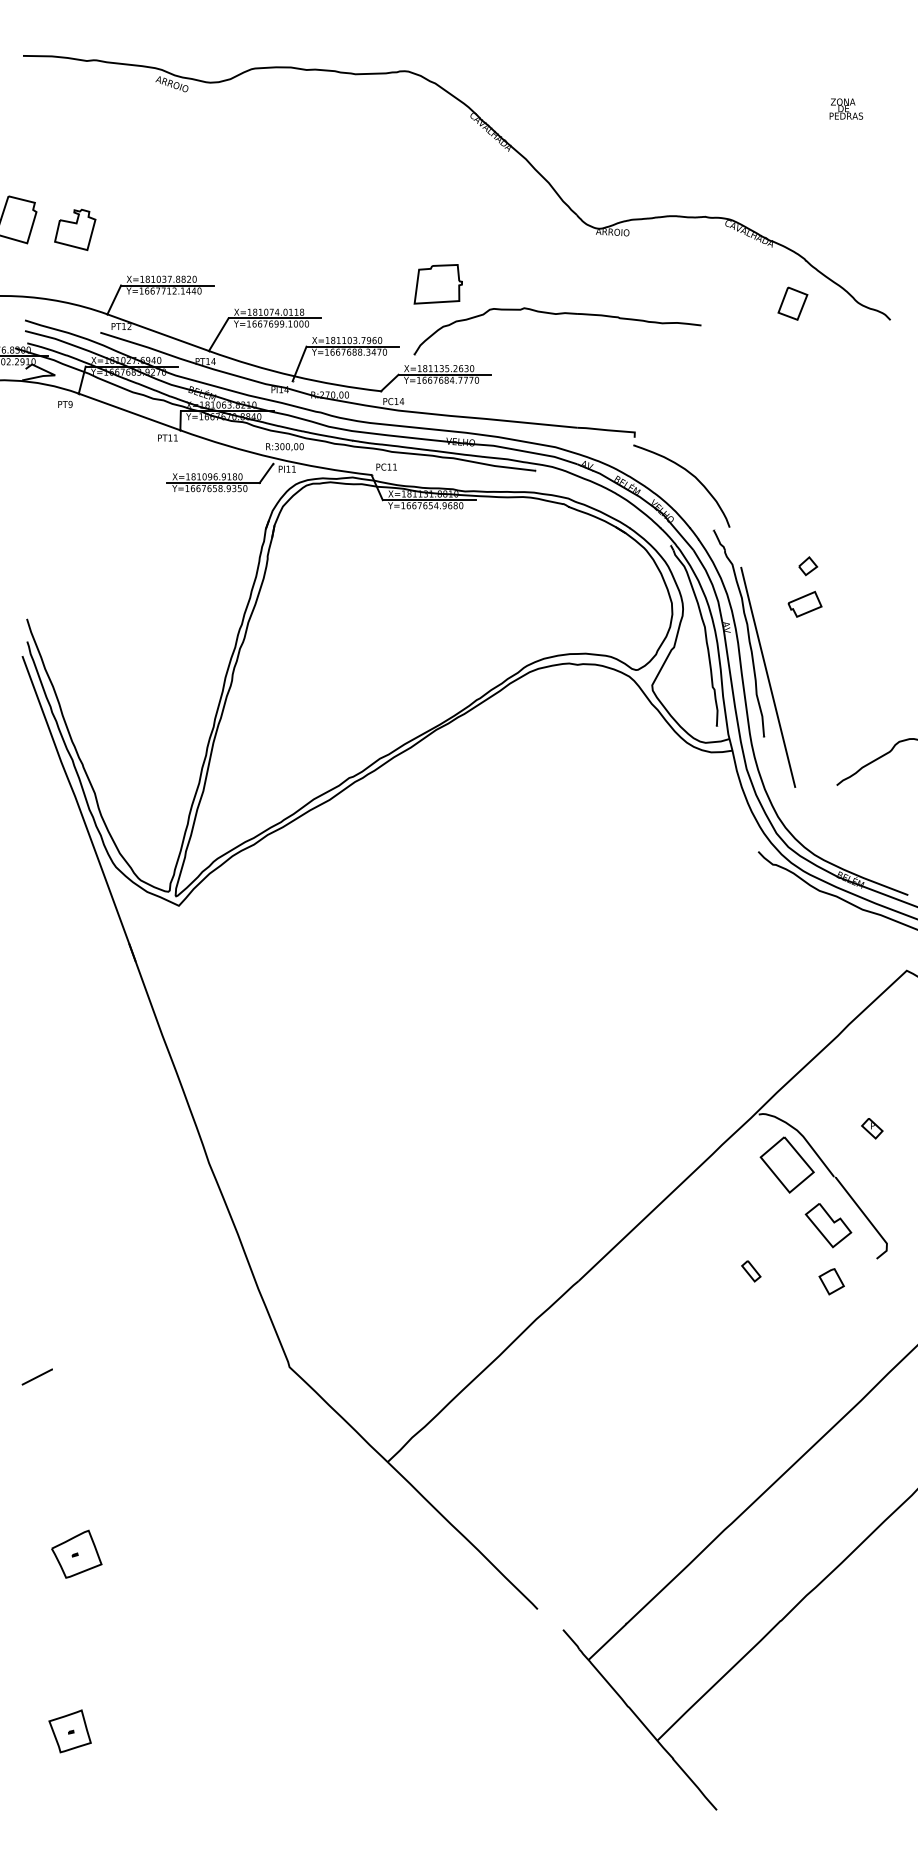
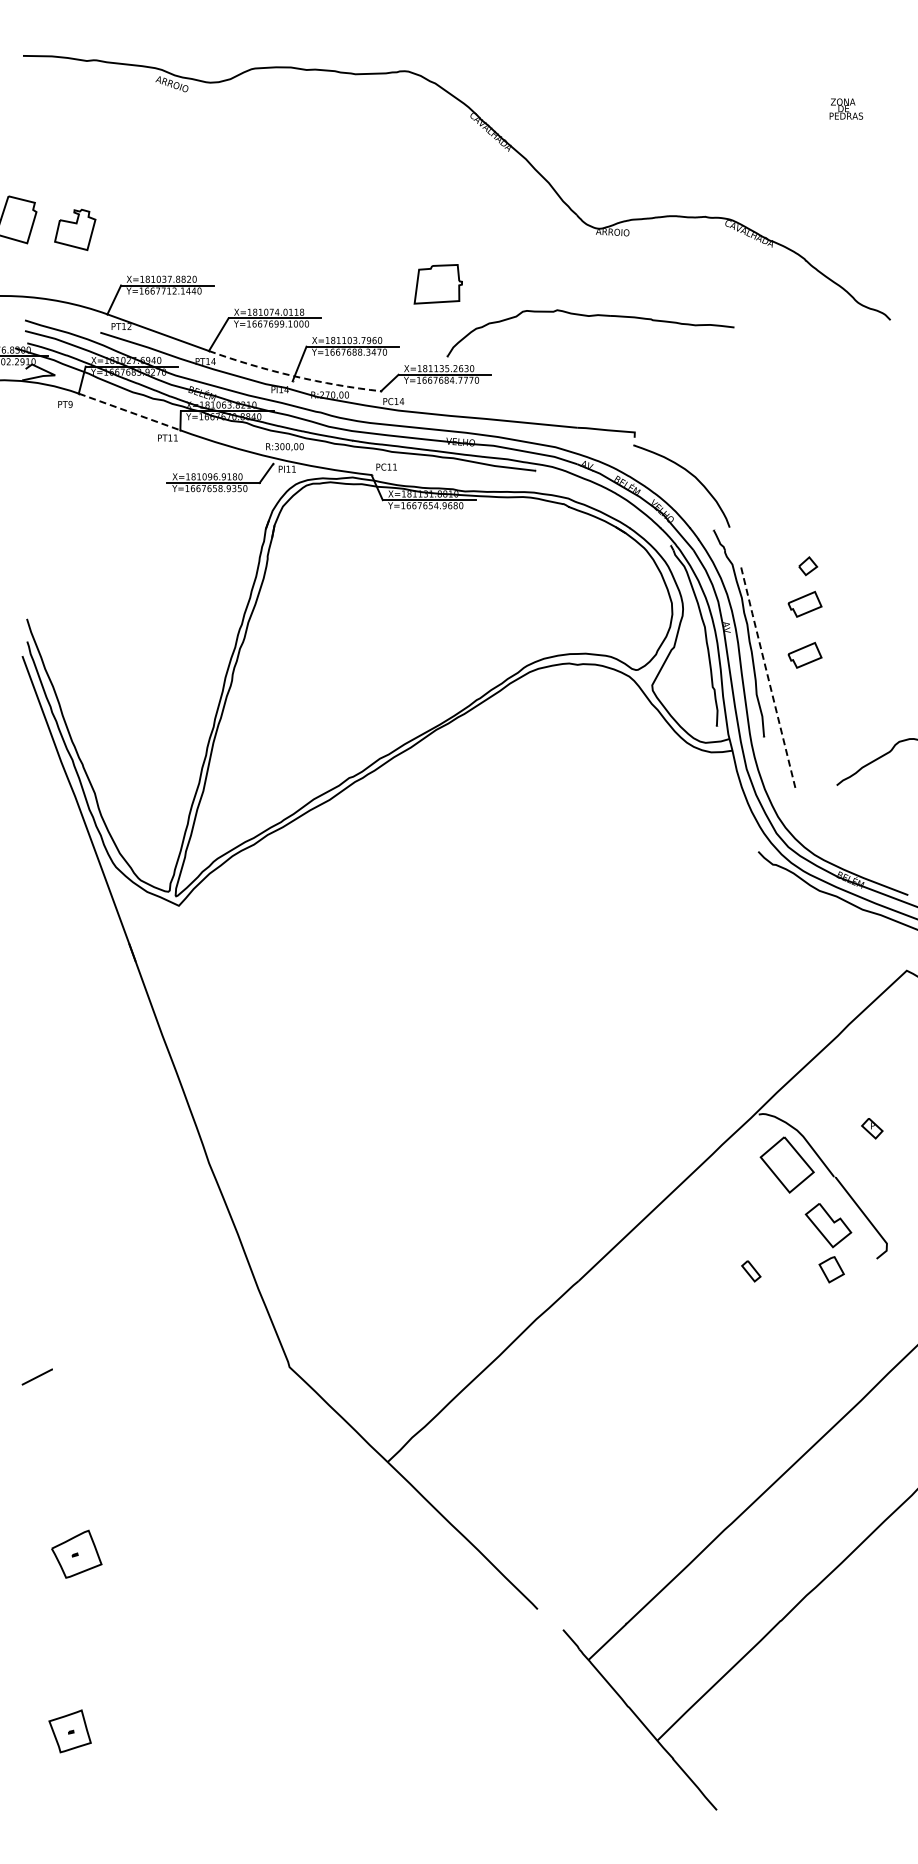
part: present -> none (792, 303)
part position: (557, 314) -> (590, 316) (590, 316)
arc: solid -> dashed (293, 376)
line: solid -> dashed (129, 411)
part: none -> present (804, 654)
line: solid -> dashed (767, 676)
part position: (831, 1281) -> (831, 1269) (831, 1269)
